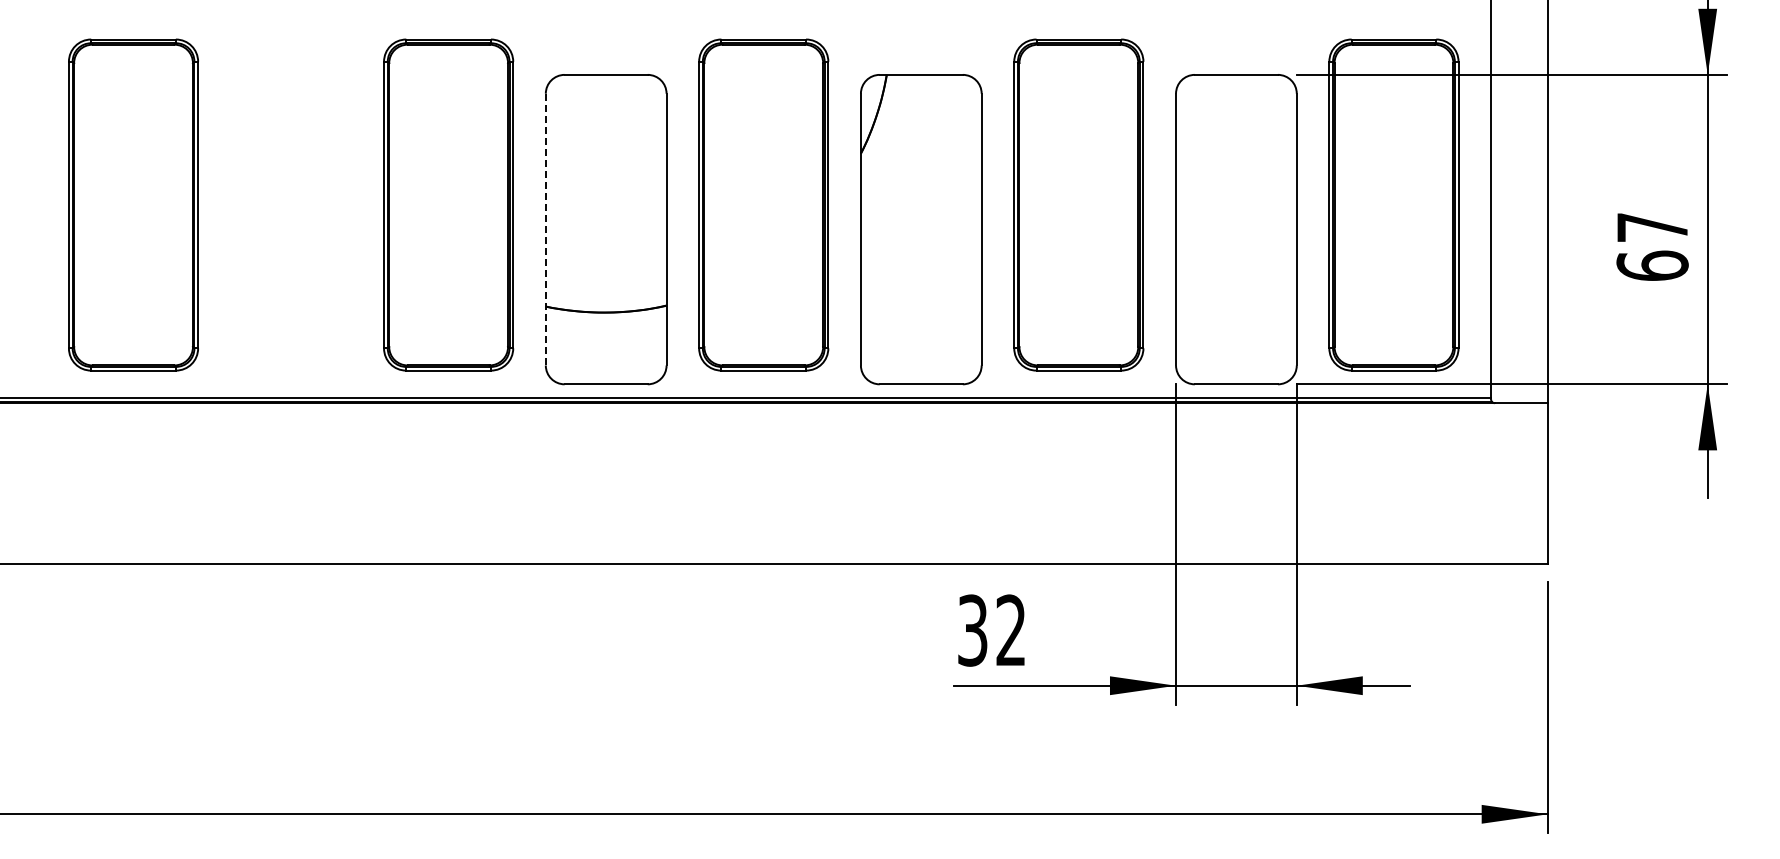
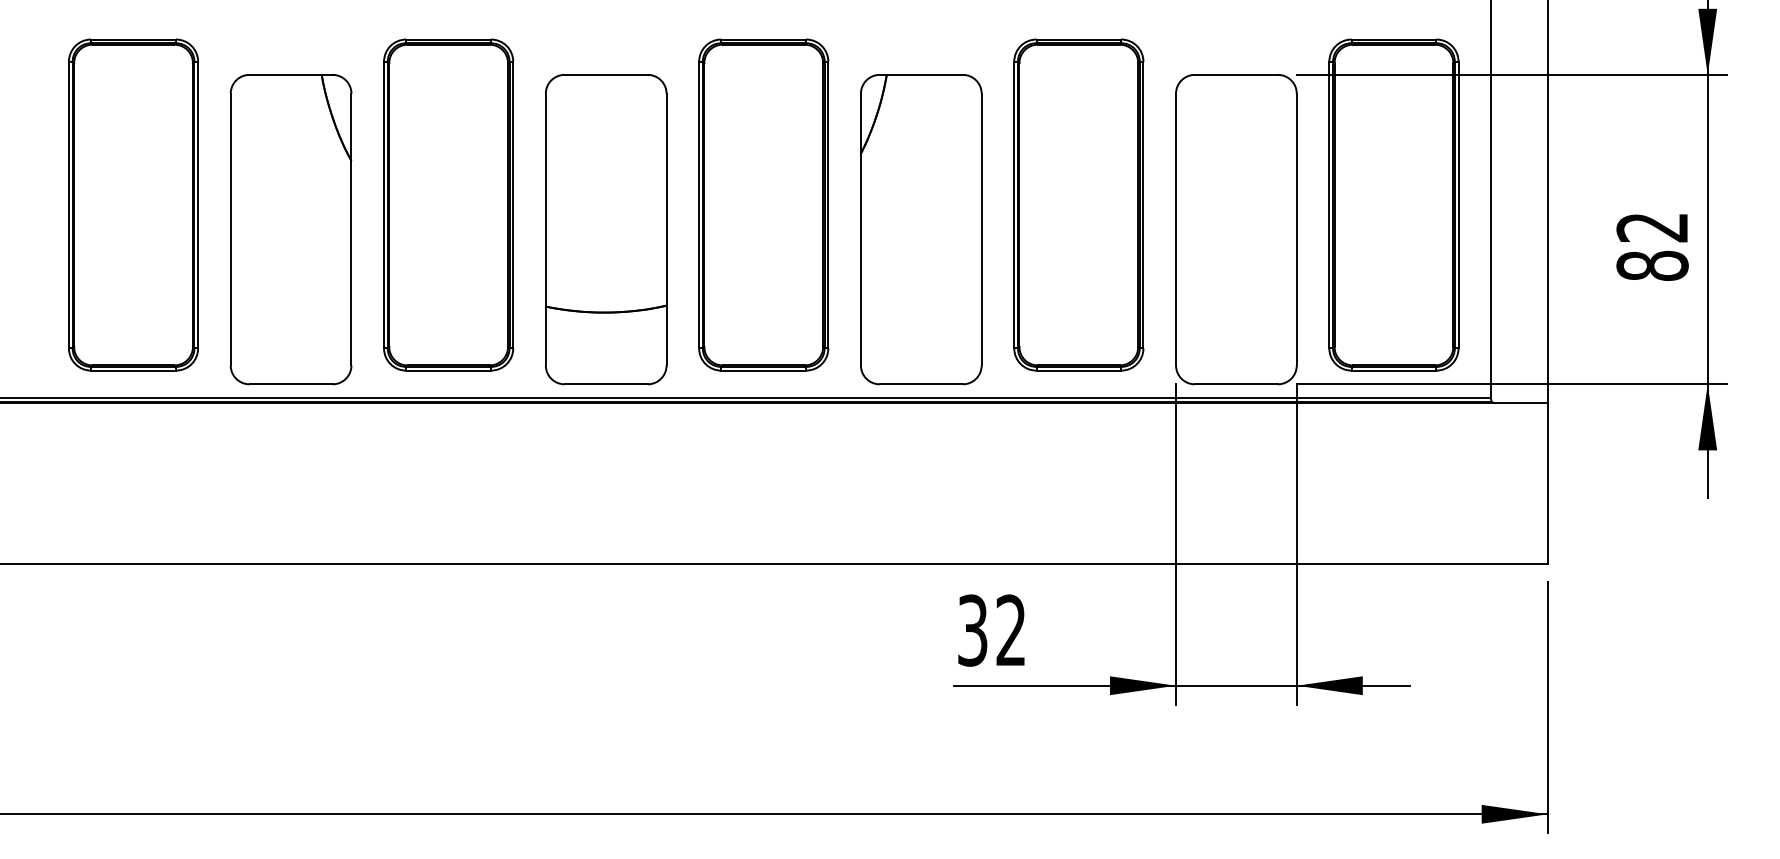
part: none -> present (290, 229)
line: dashed -> solid (545, 229)
text: 67 -> 82 (1652, 246)
